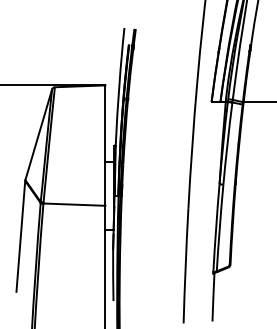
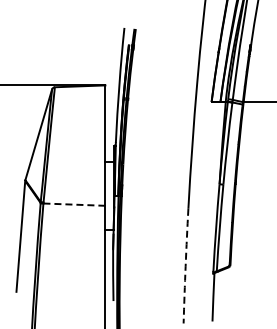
line: solid -> dashed (74, 204)
arc: solid -> dashed (185, 266)
